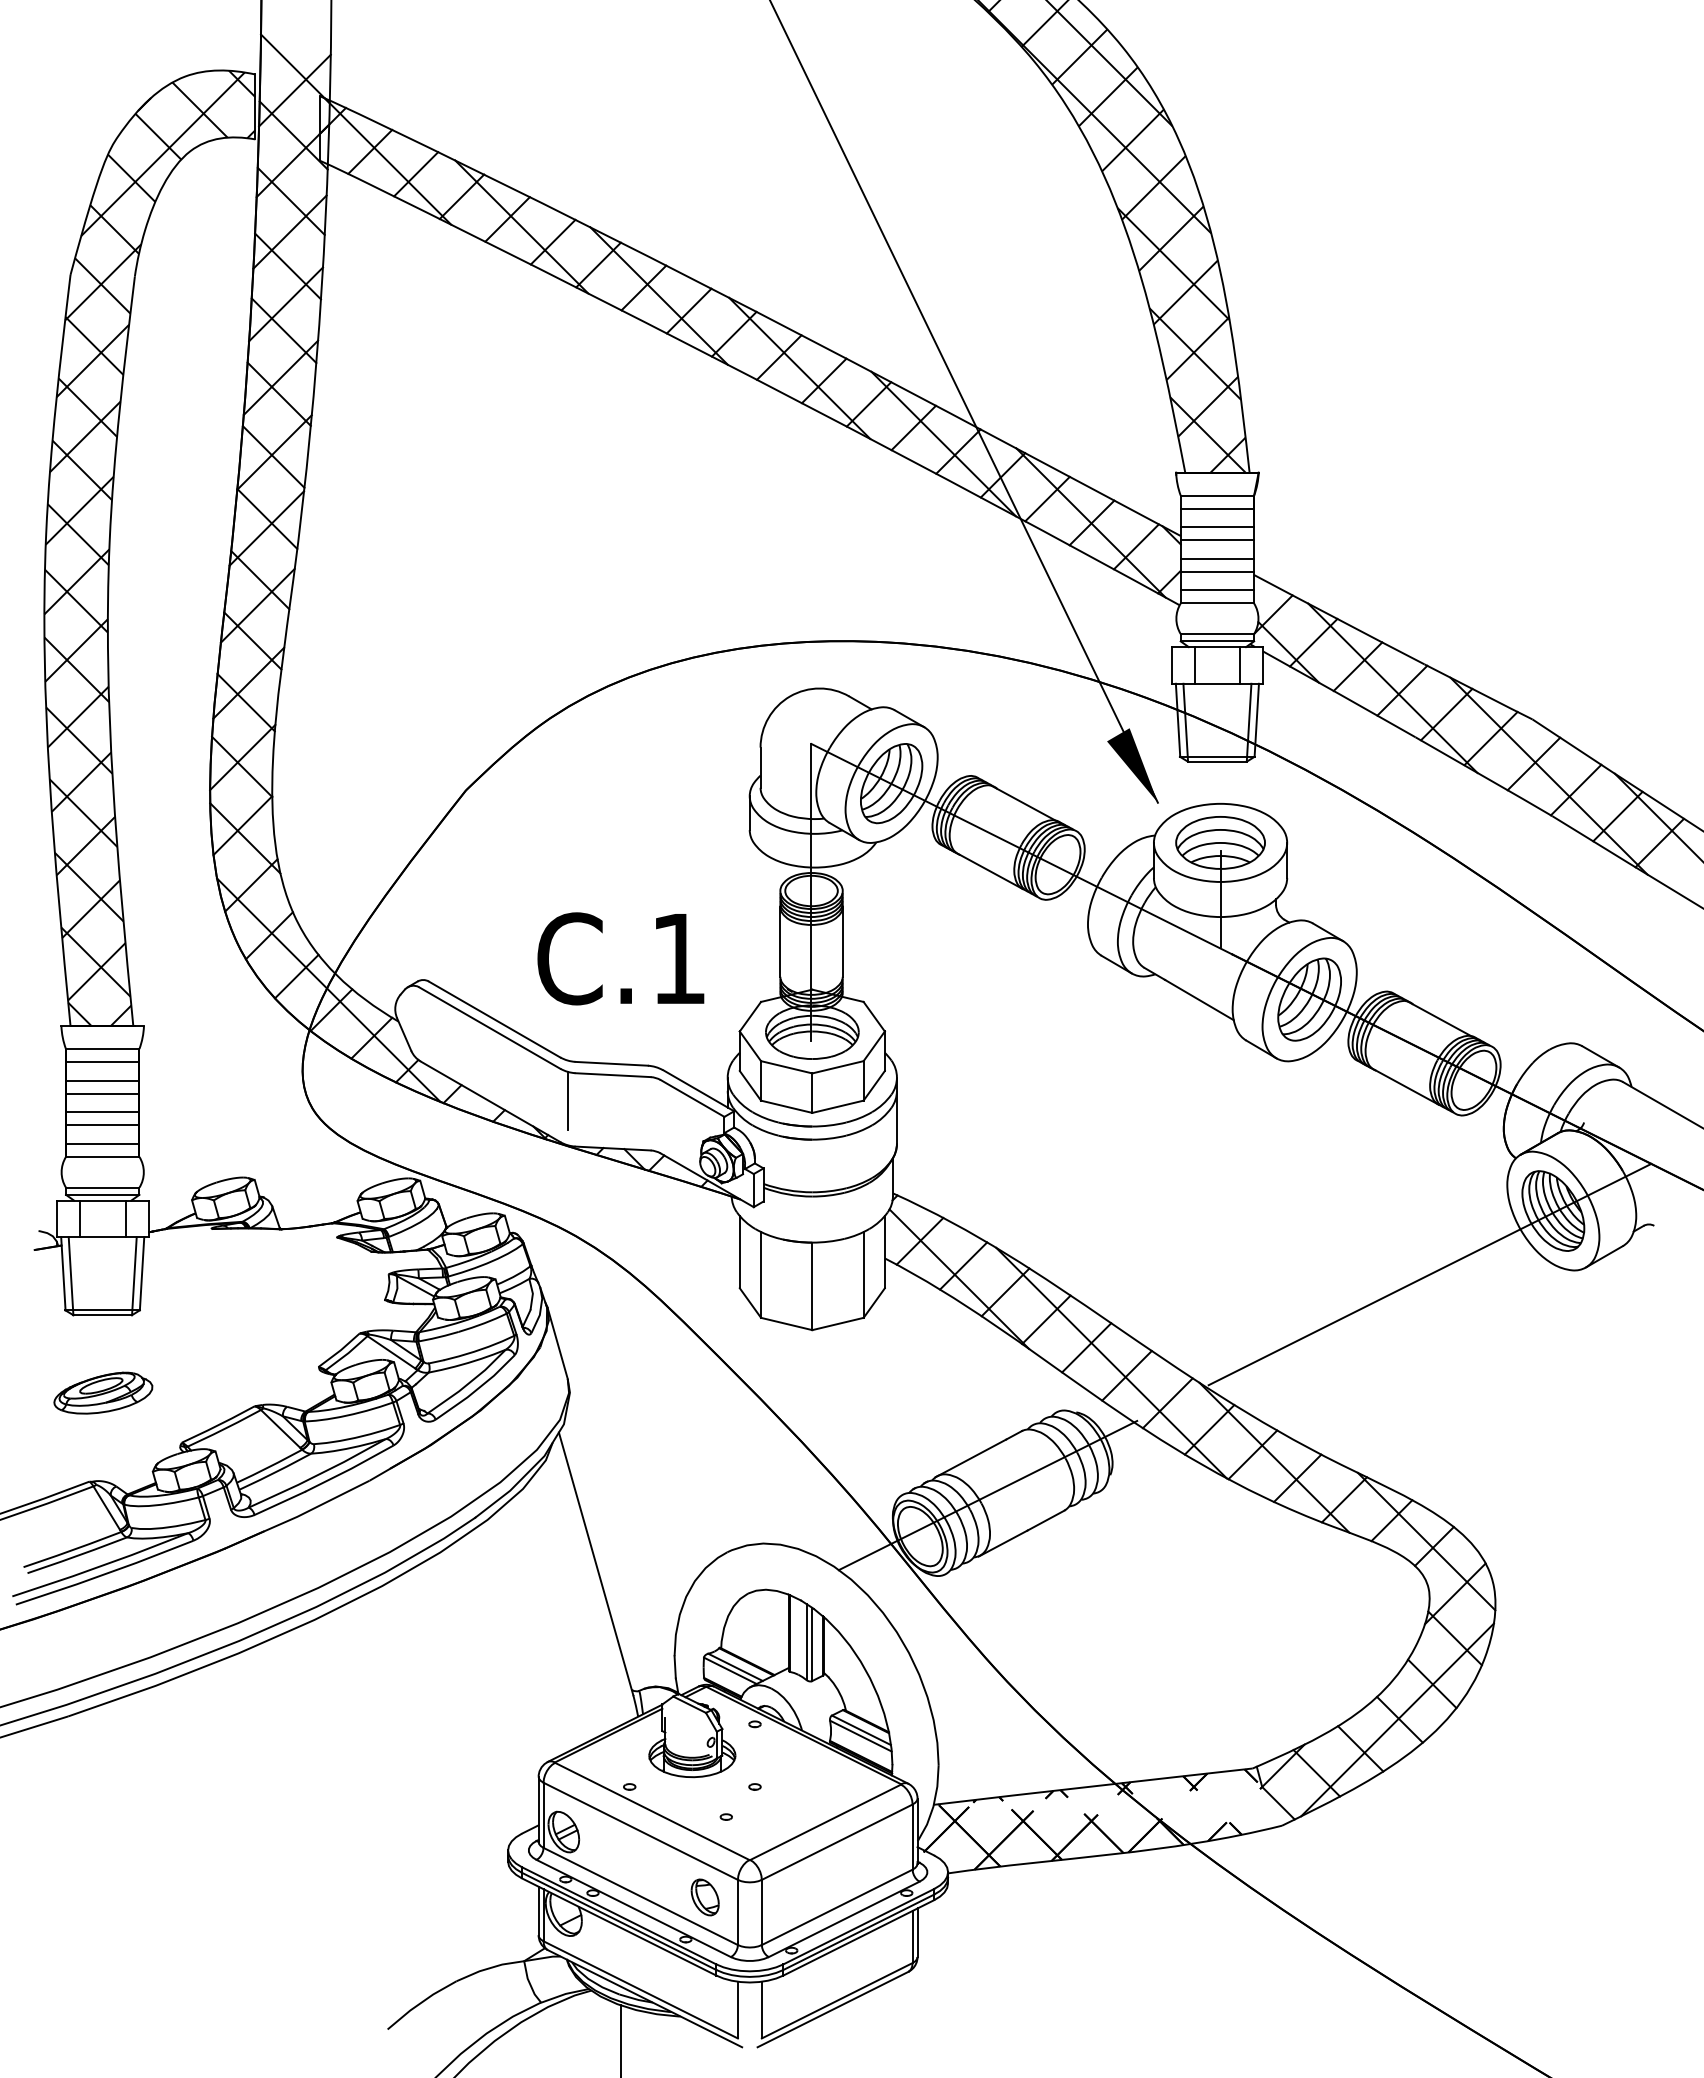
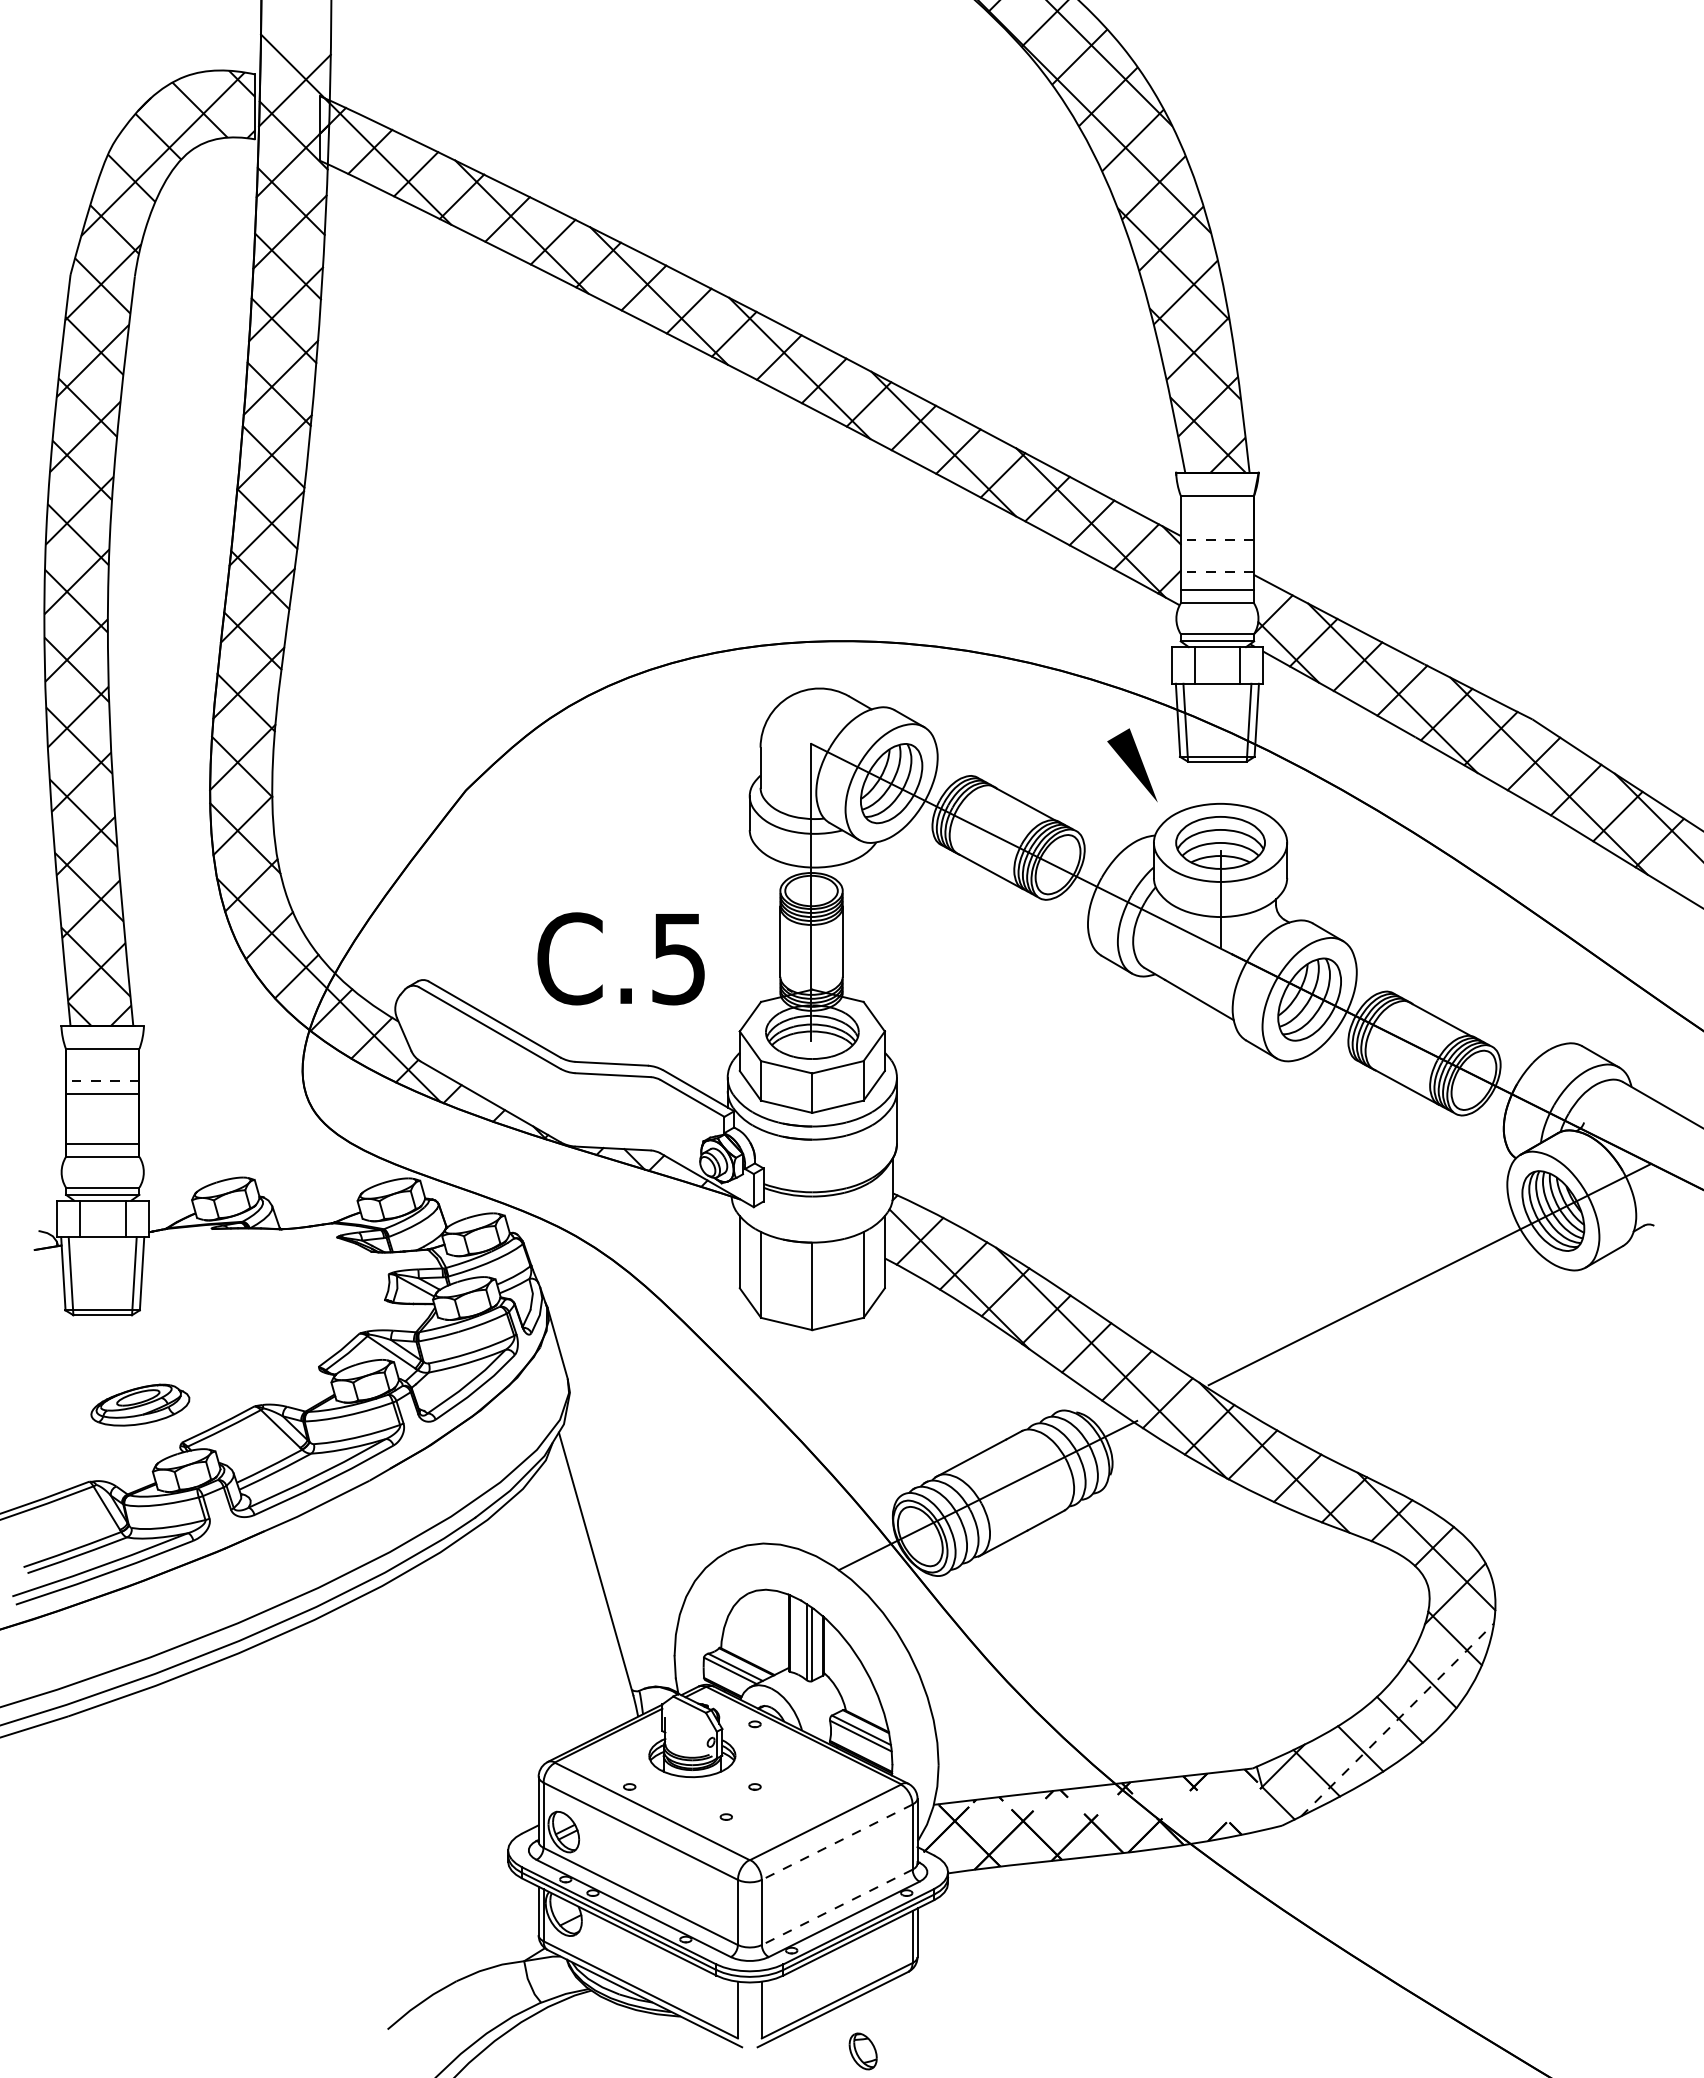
line: present -> none (964, 402)
line: present -> none (1217, 508)
line: present -> none (1217, 527)
line: solid -> dashed (1217, 540)
line: present -> none (1217, 558)
line: solid -> dashed (1217, 571)
text: C.1 -> C.5 (678, 959)
line: present -> none (102, 1062)
line: solid -> dashed (102, 1080)
line: present -> none (567, 1100)
line: present -> none (102, 1112)
line: present -> none (102, 1125)
part position: (103, 1392) -> (140, 1404) (140, 1404)
line: solid -> dashed (1397, 1719)
line: solid -> dashed (836, 1842)
part position: (704, 1897) -> (862, 2051) (862, 2051)
line: solid -> dashed (836, 1907)
line: present -> none (621, 2039)
